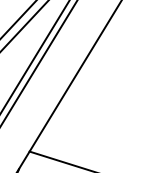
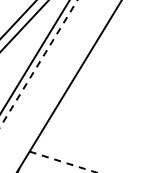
line: solid -> dashed (38, 63)
line: solid -> dashed (63, 162)
